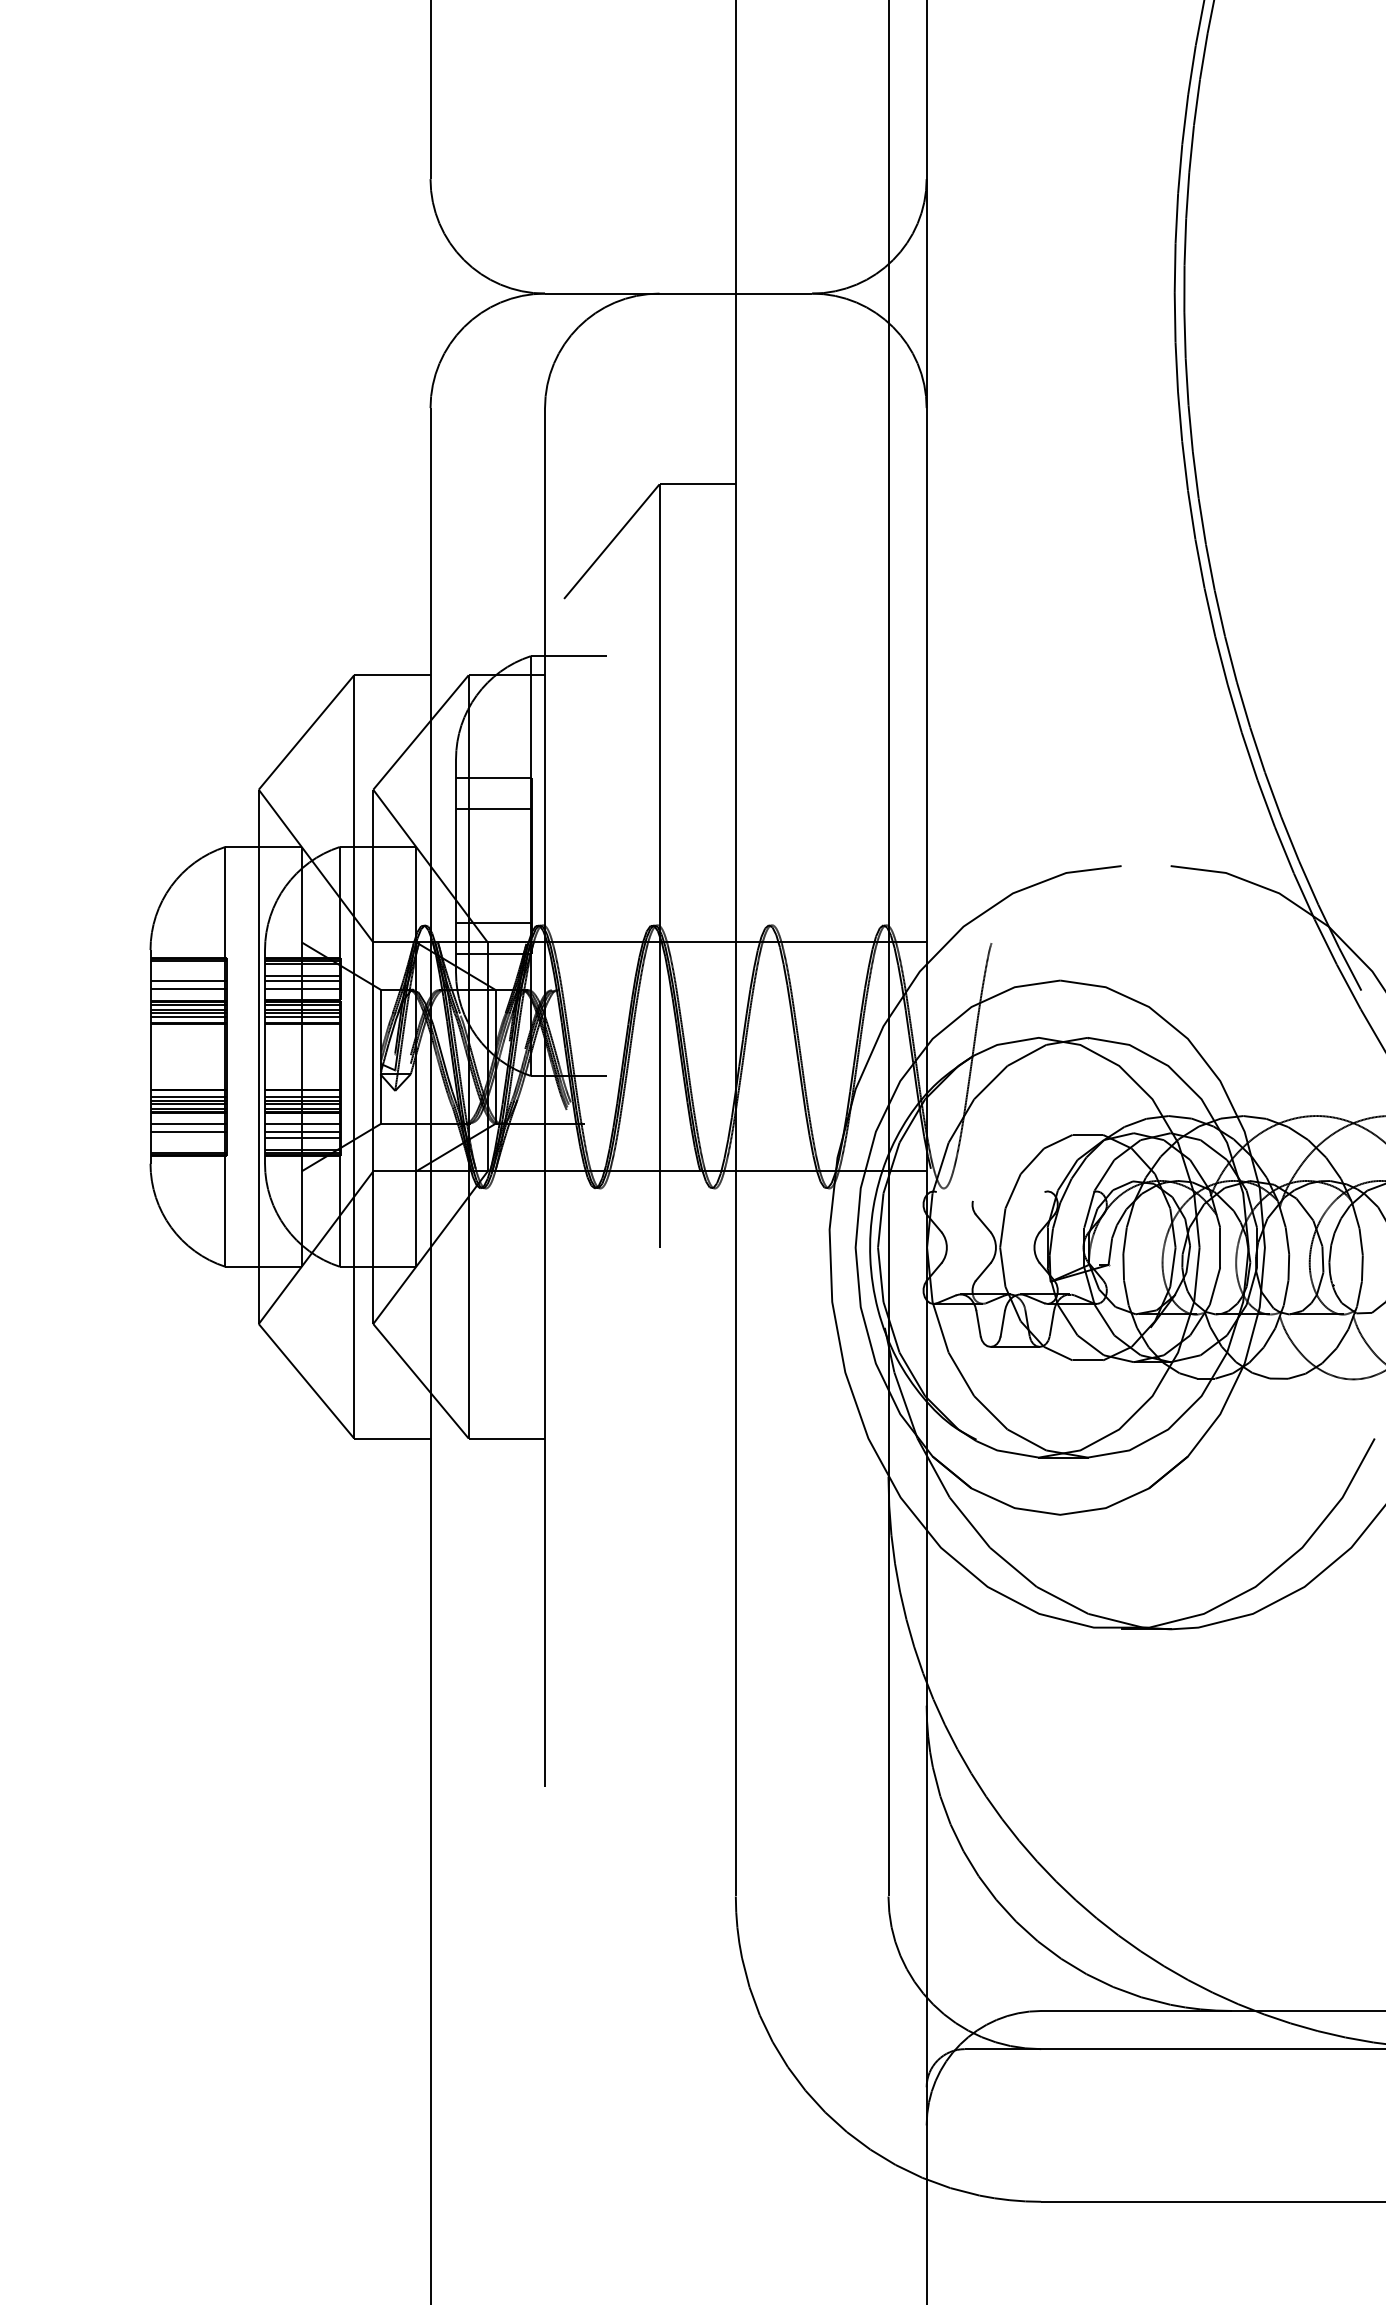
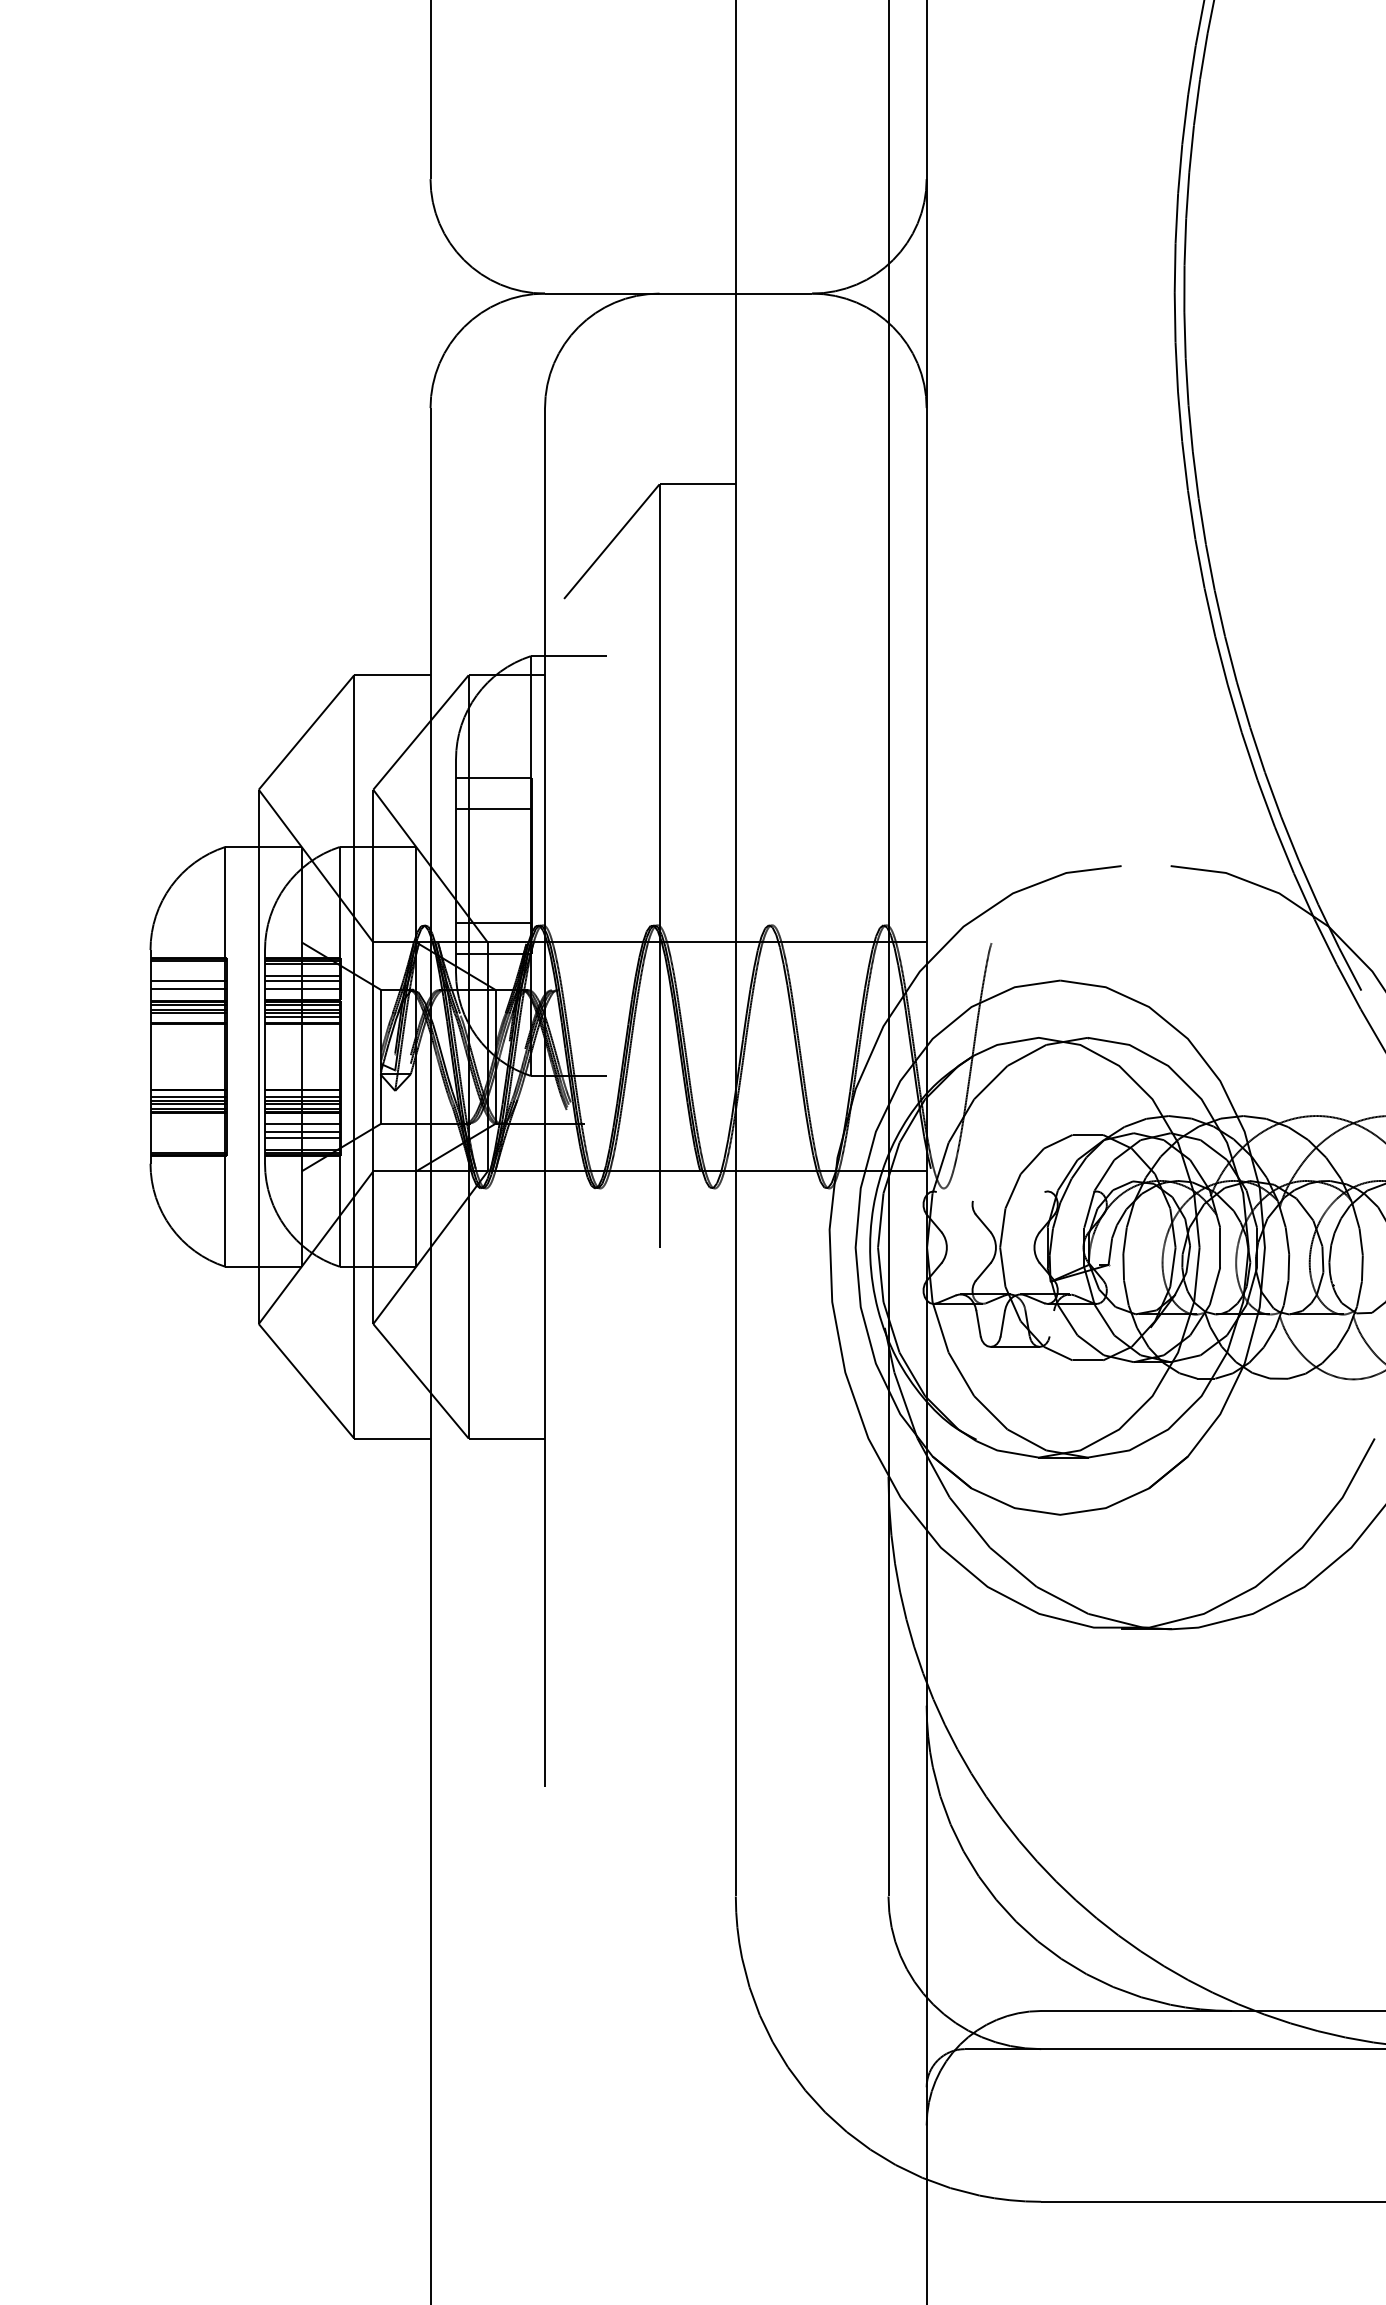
line: present -> none (188, 1017)
line: present -> none (188, 1124)
line: present -> none (188, 1132)
line: present -> none (1051, 1323)
